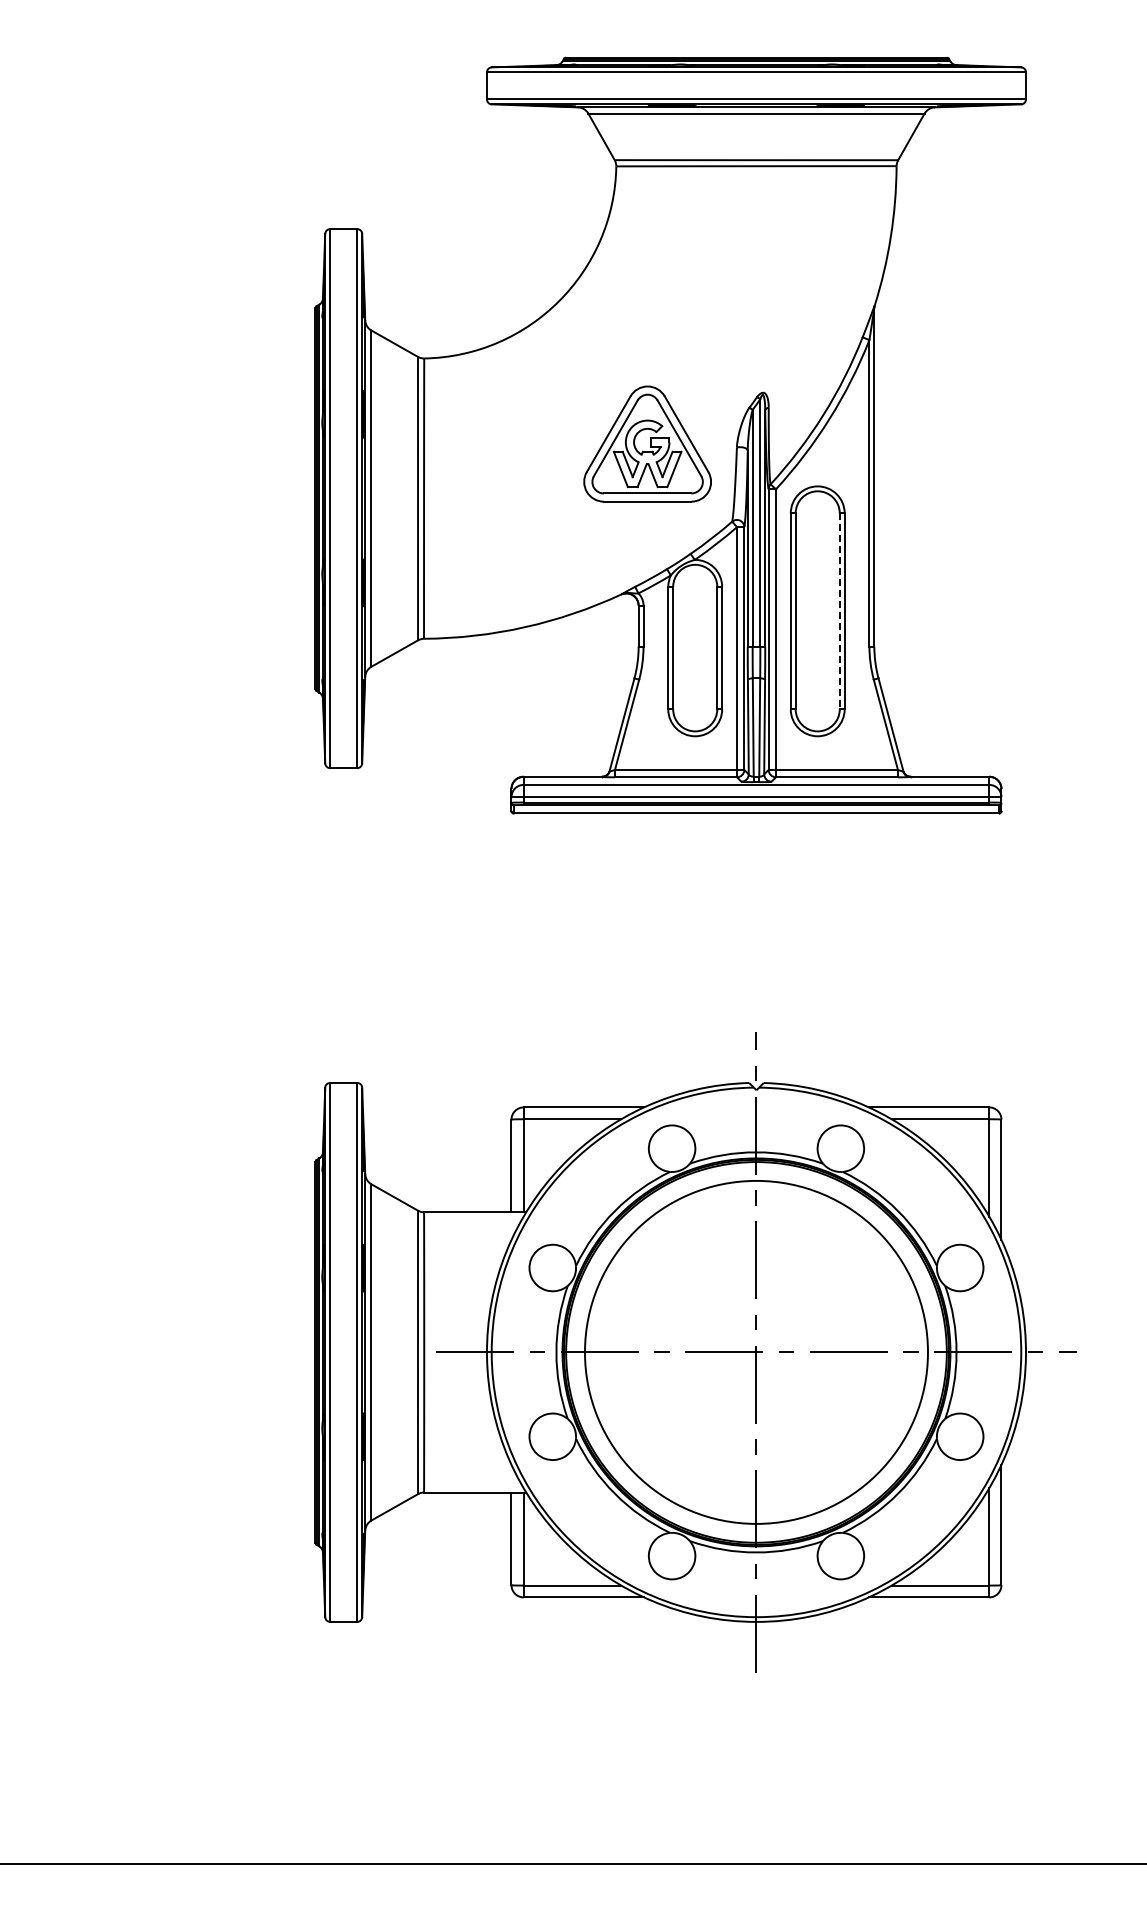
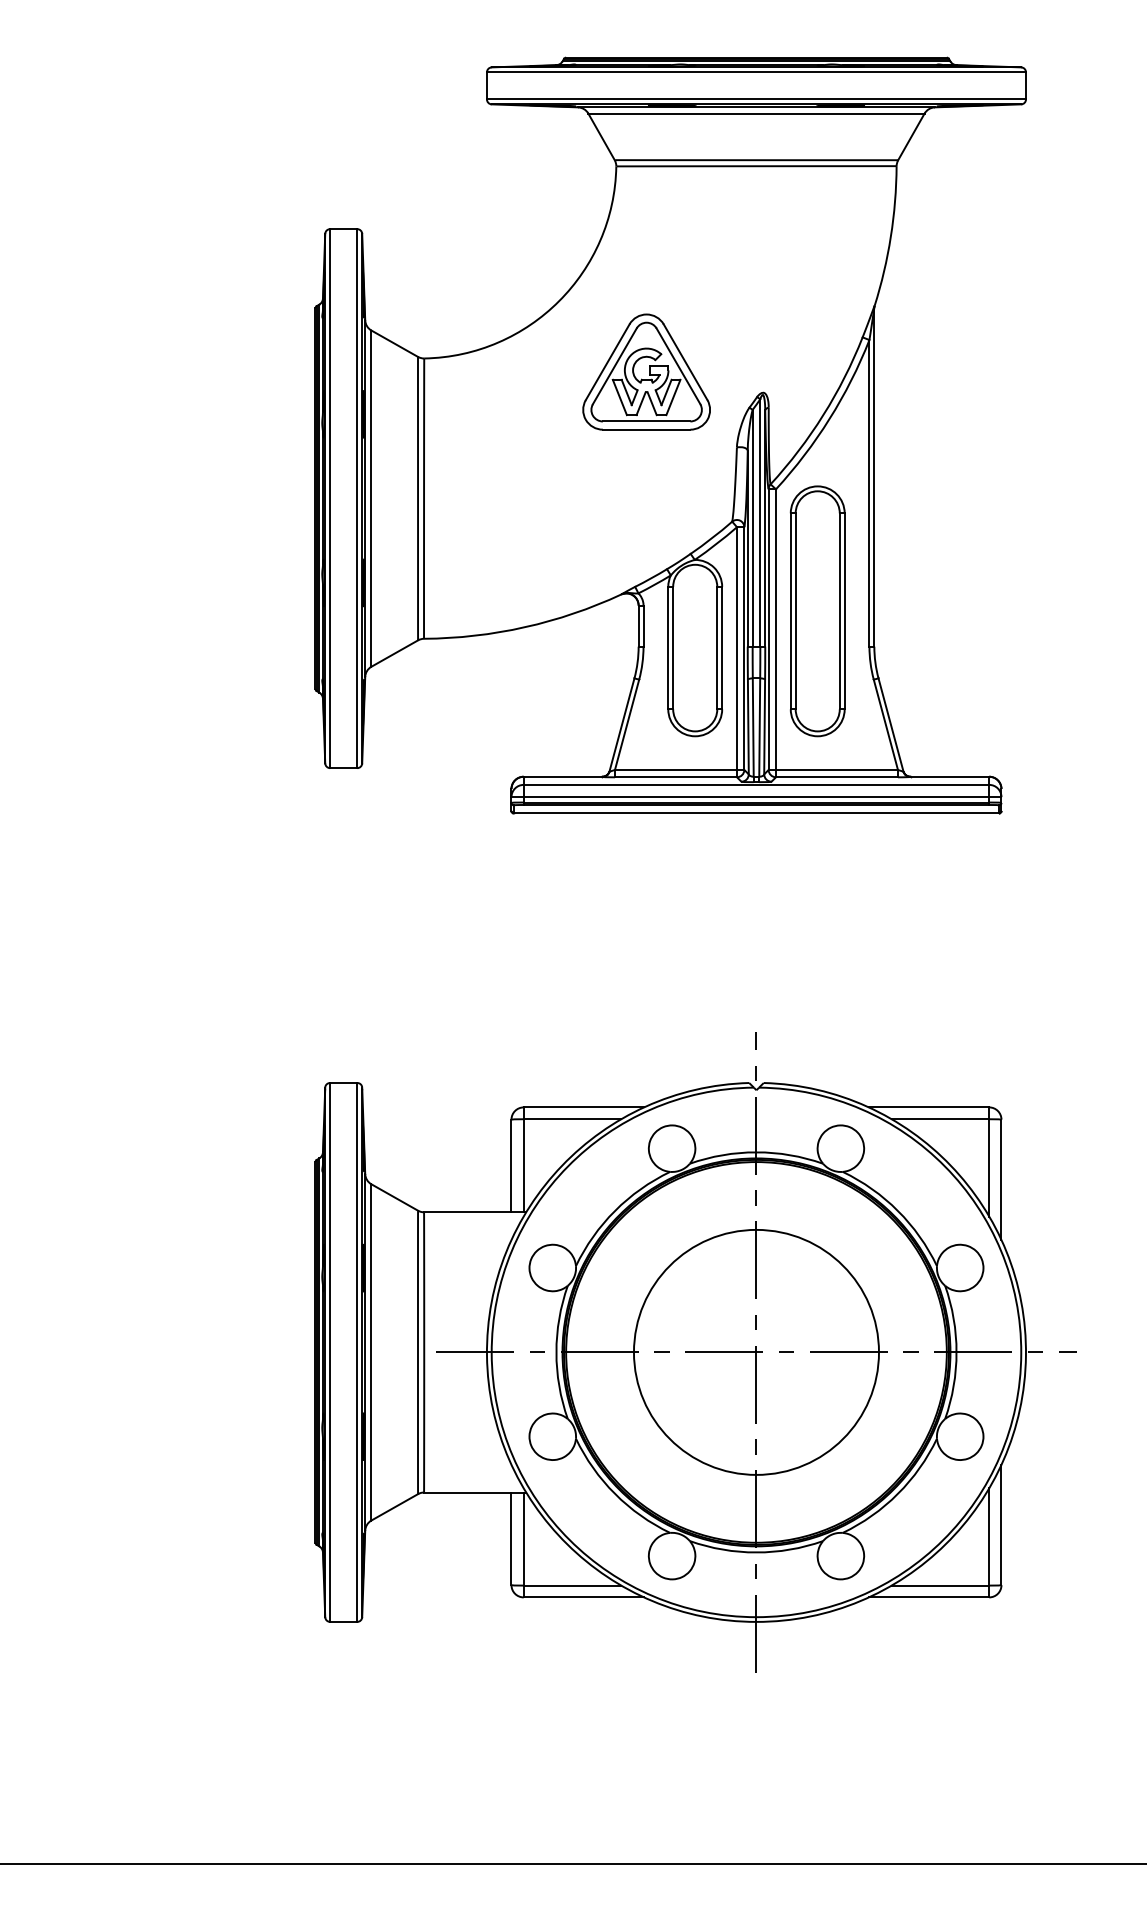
part position: (647, 443) -> (646, 371) (646, 371)
line: dashed -> solid (839, 611)
circle diameter: 343 px -> 245 px (755, 1351)
